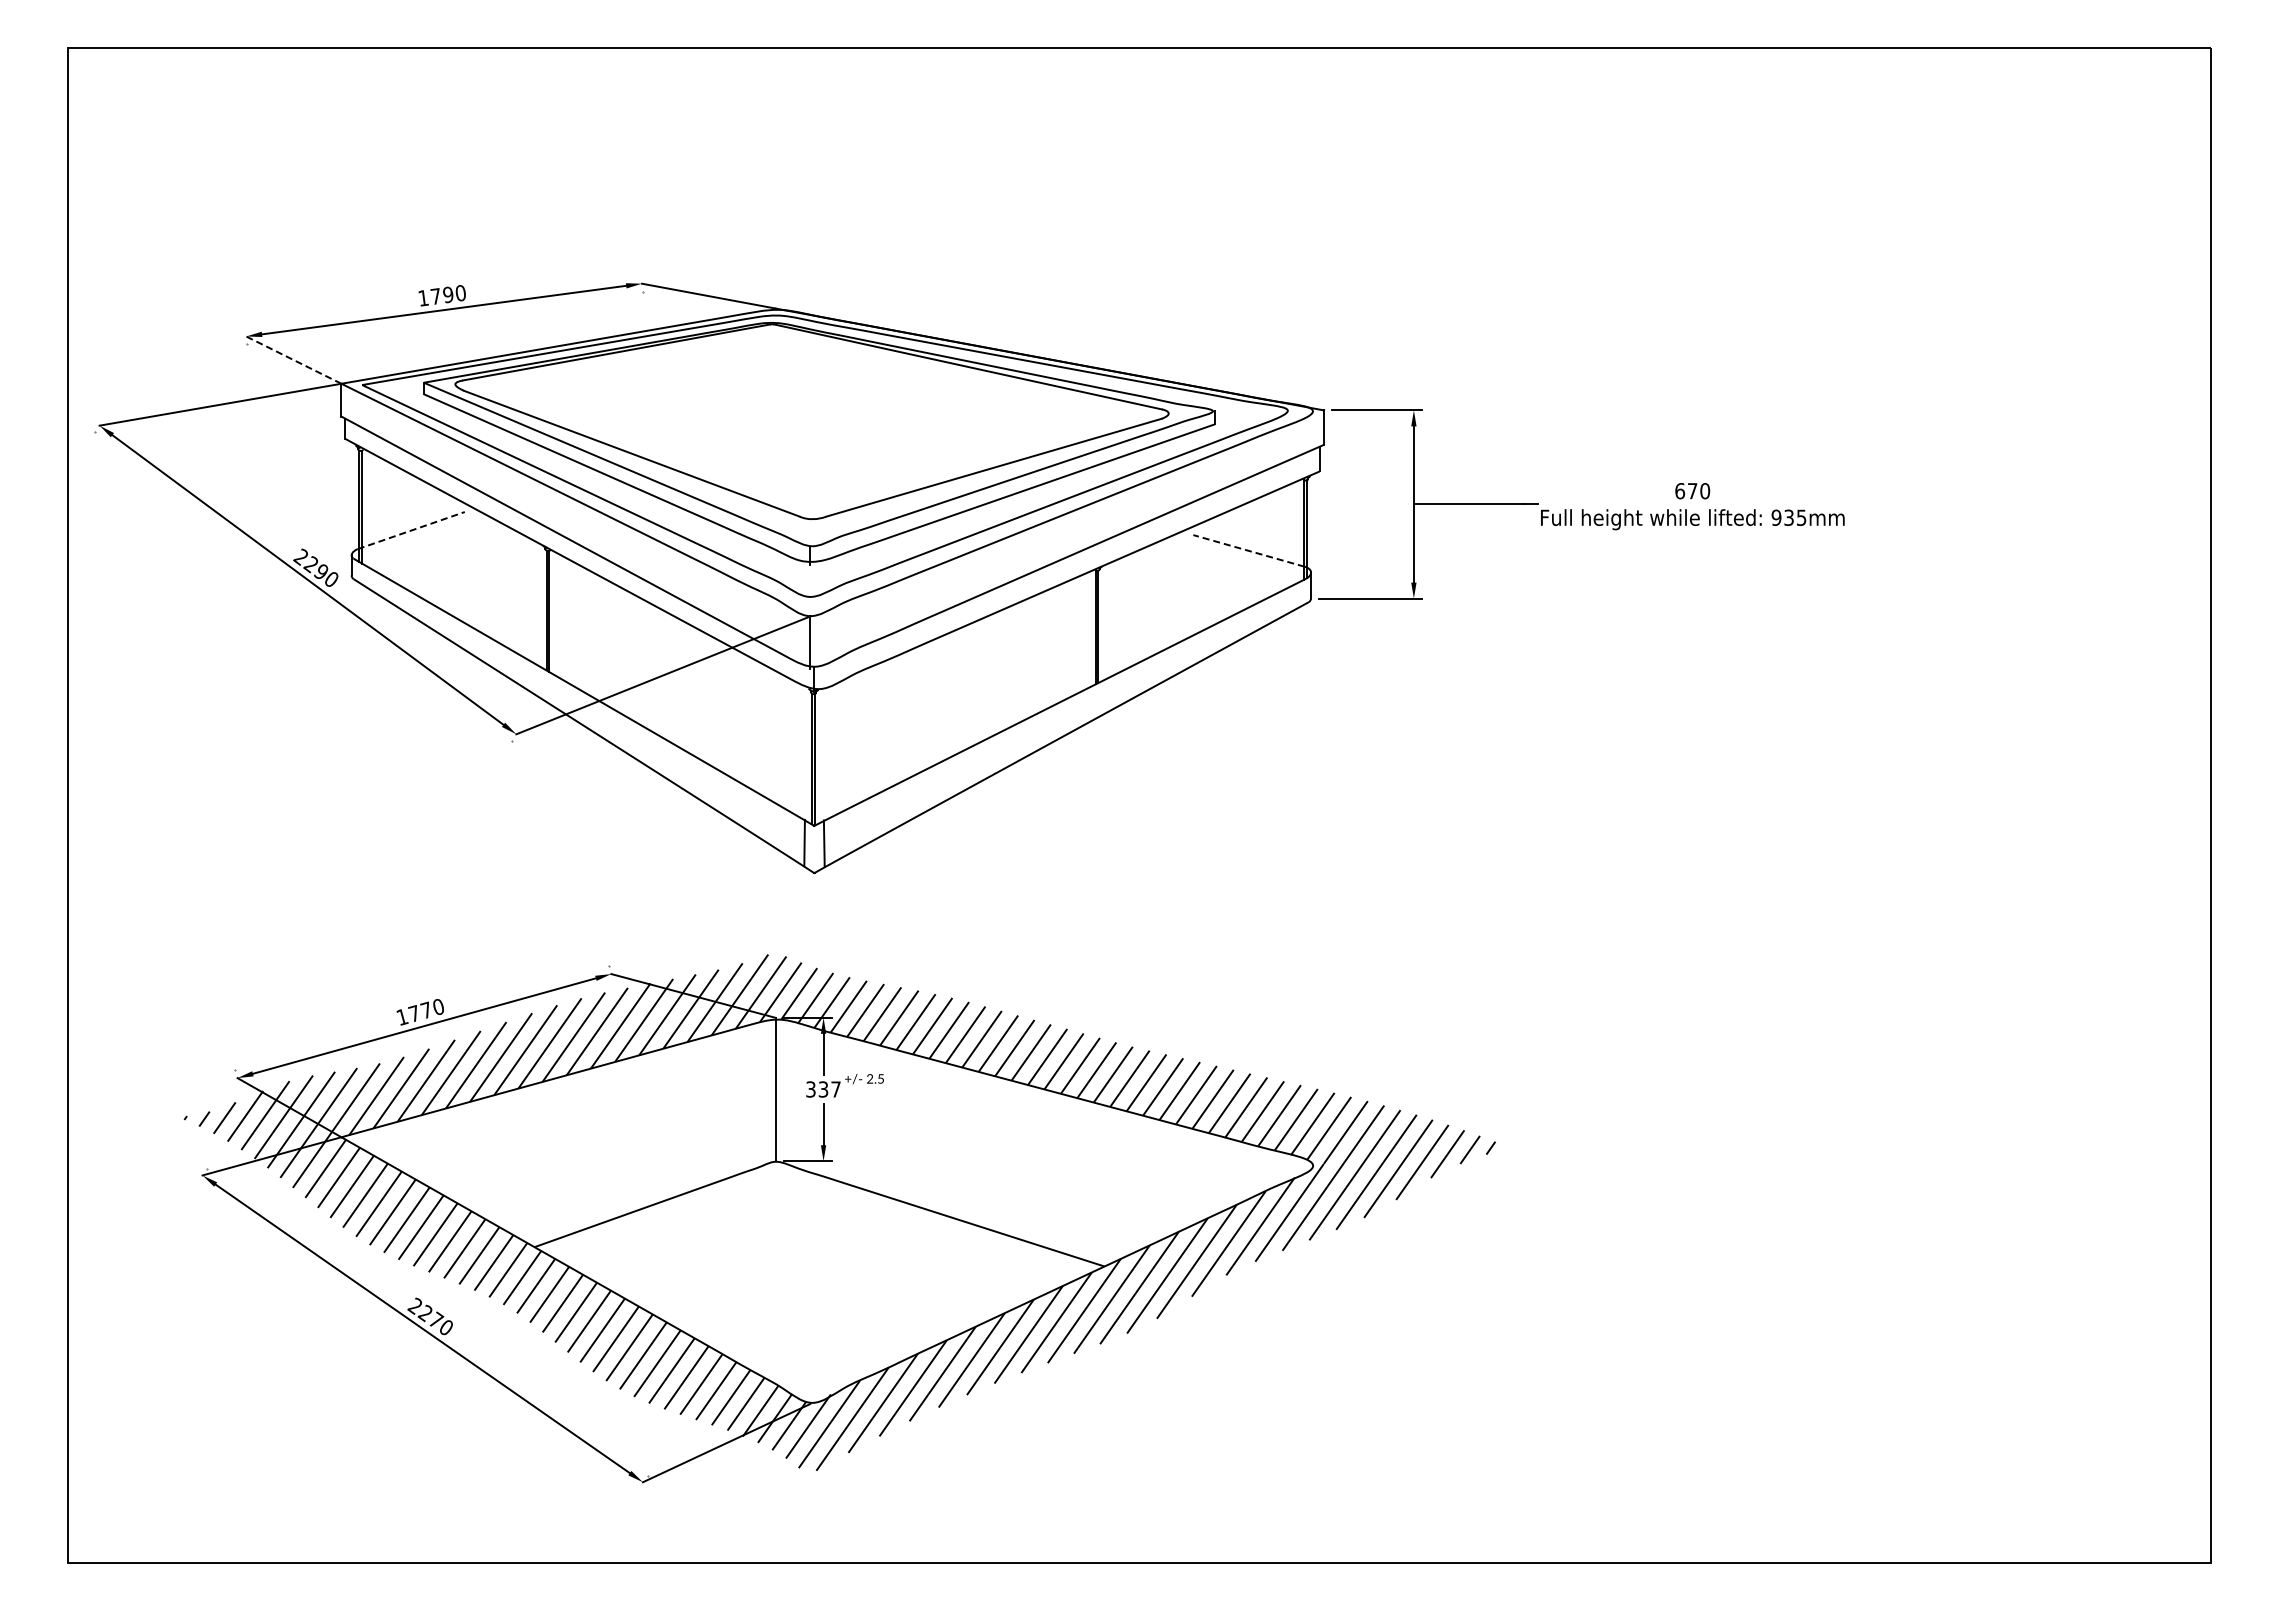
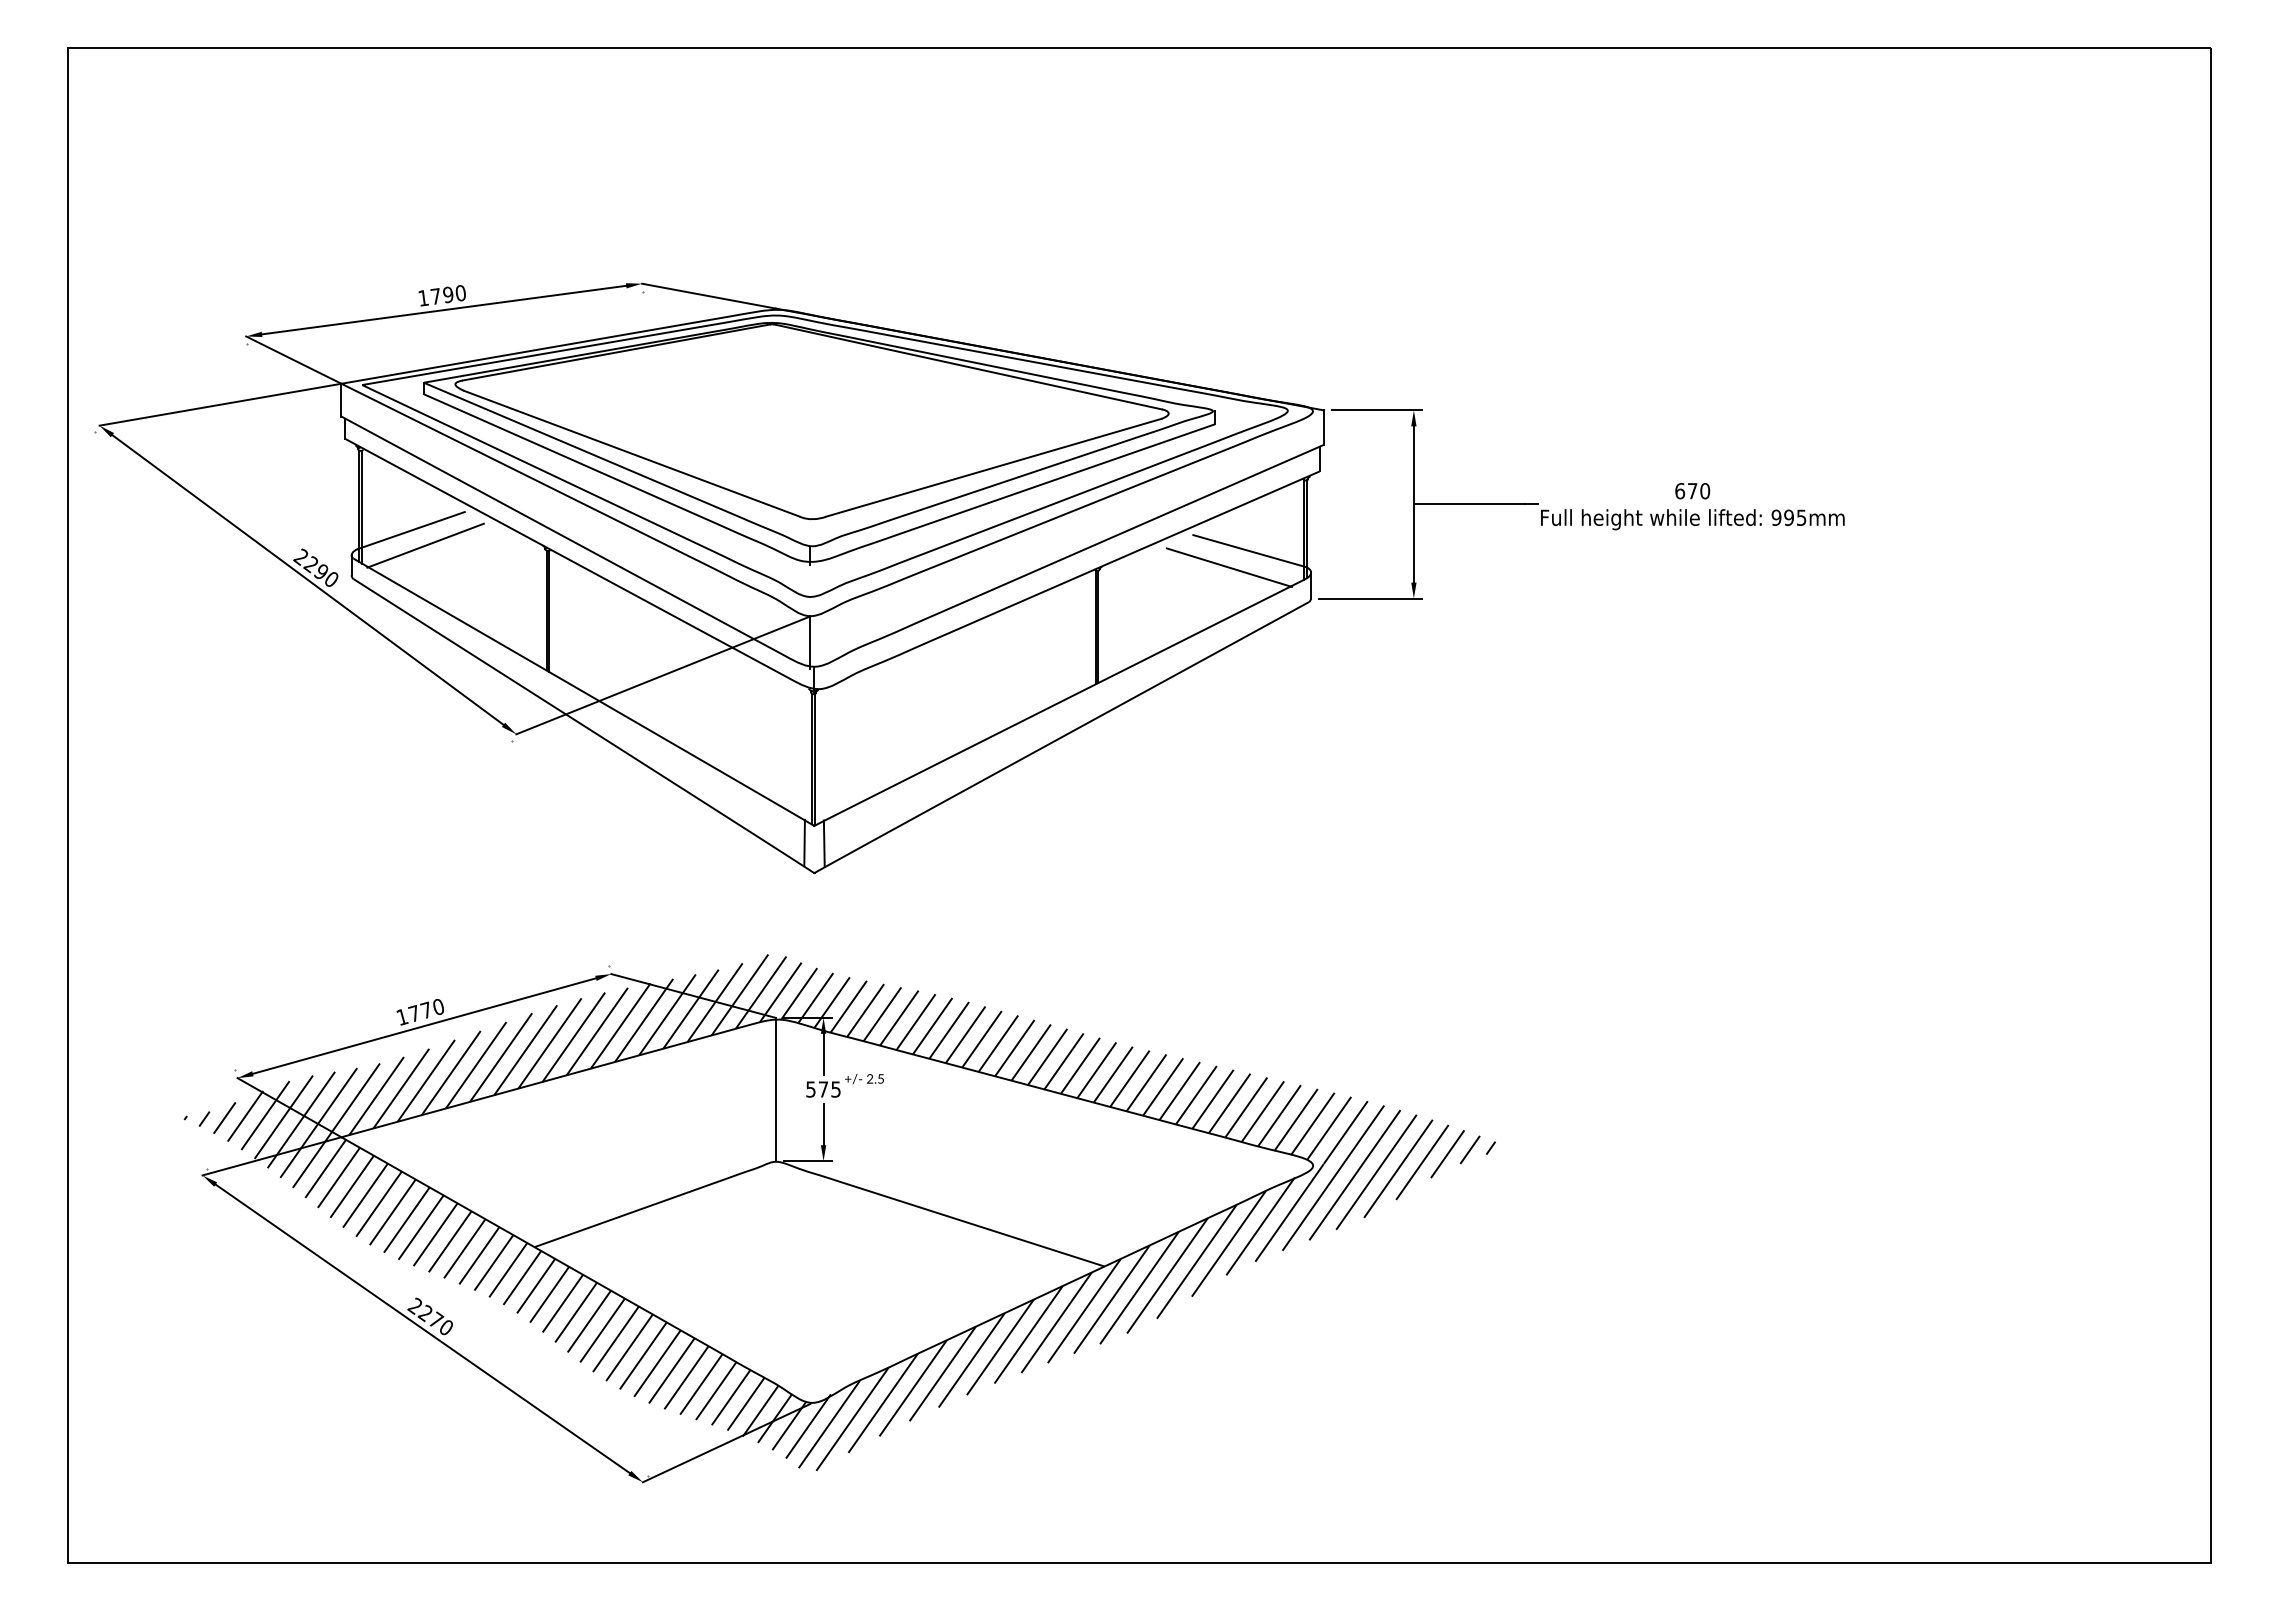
line: dashed -> solid (293, 359)
text: 935mm -> 995mm (1788, 517)
line: dashed -> solid (411, 530)
line: none -> present (425, 545)
line: dashed -> solid (1249, 550)
line: none -> present (1228, 567)
text: 337 -> 575 (823, 1089)
